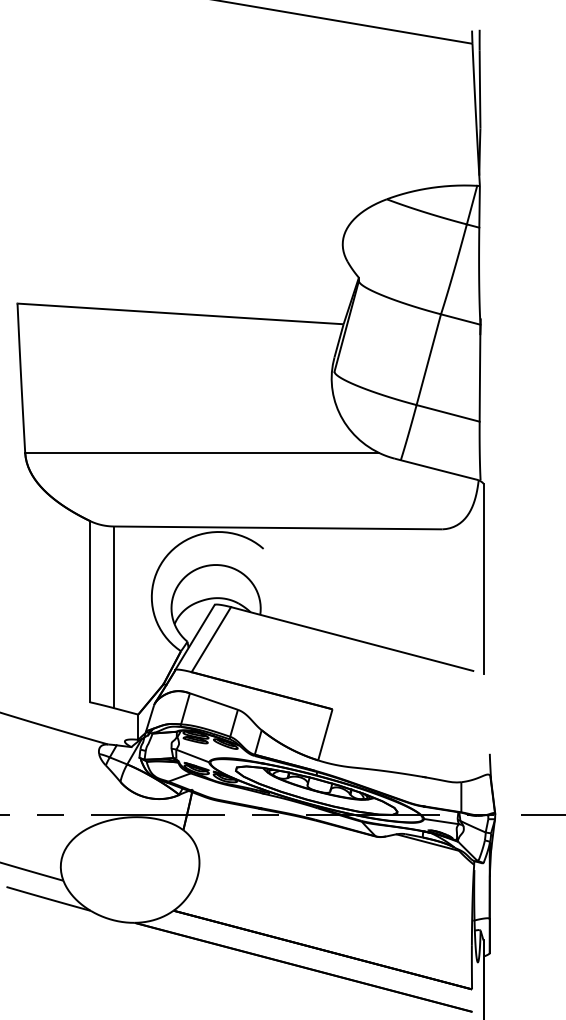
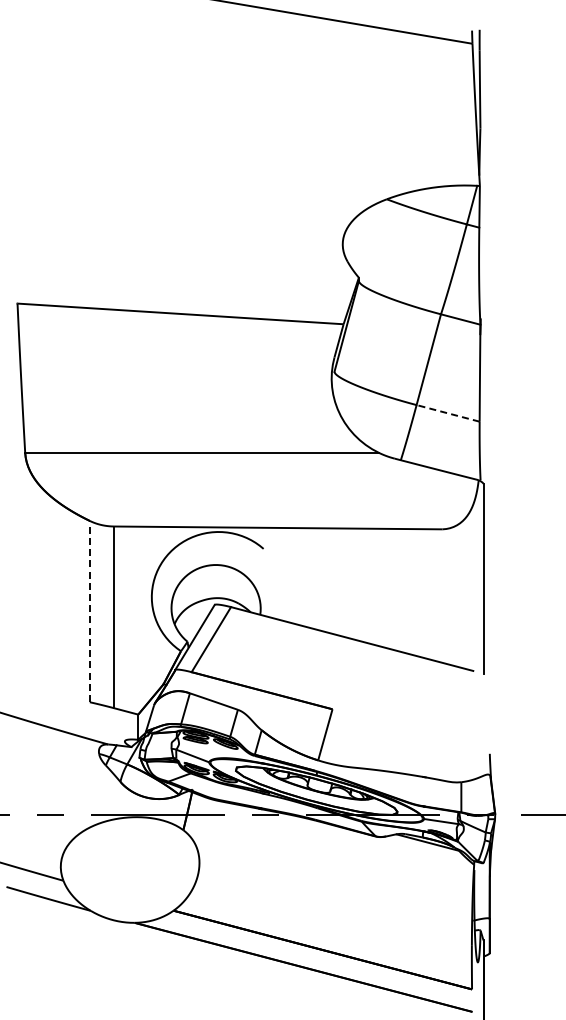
line: solid -> dashed (448, 413)
line: solid -> dashed (89, 611)
